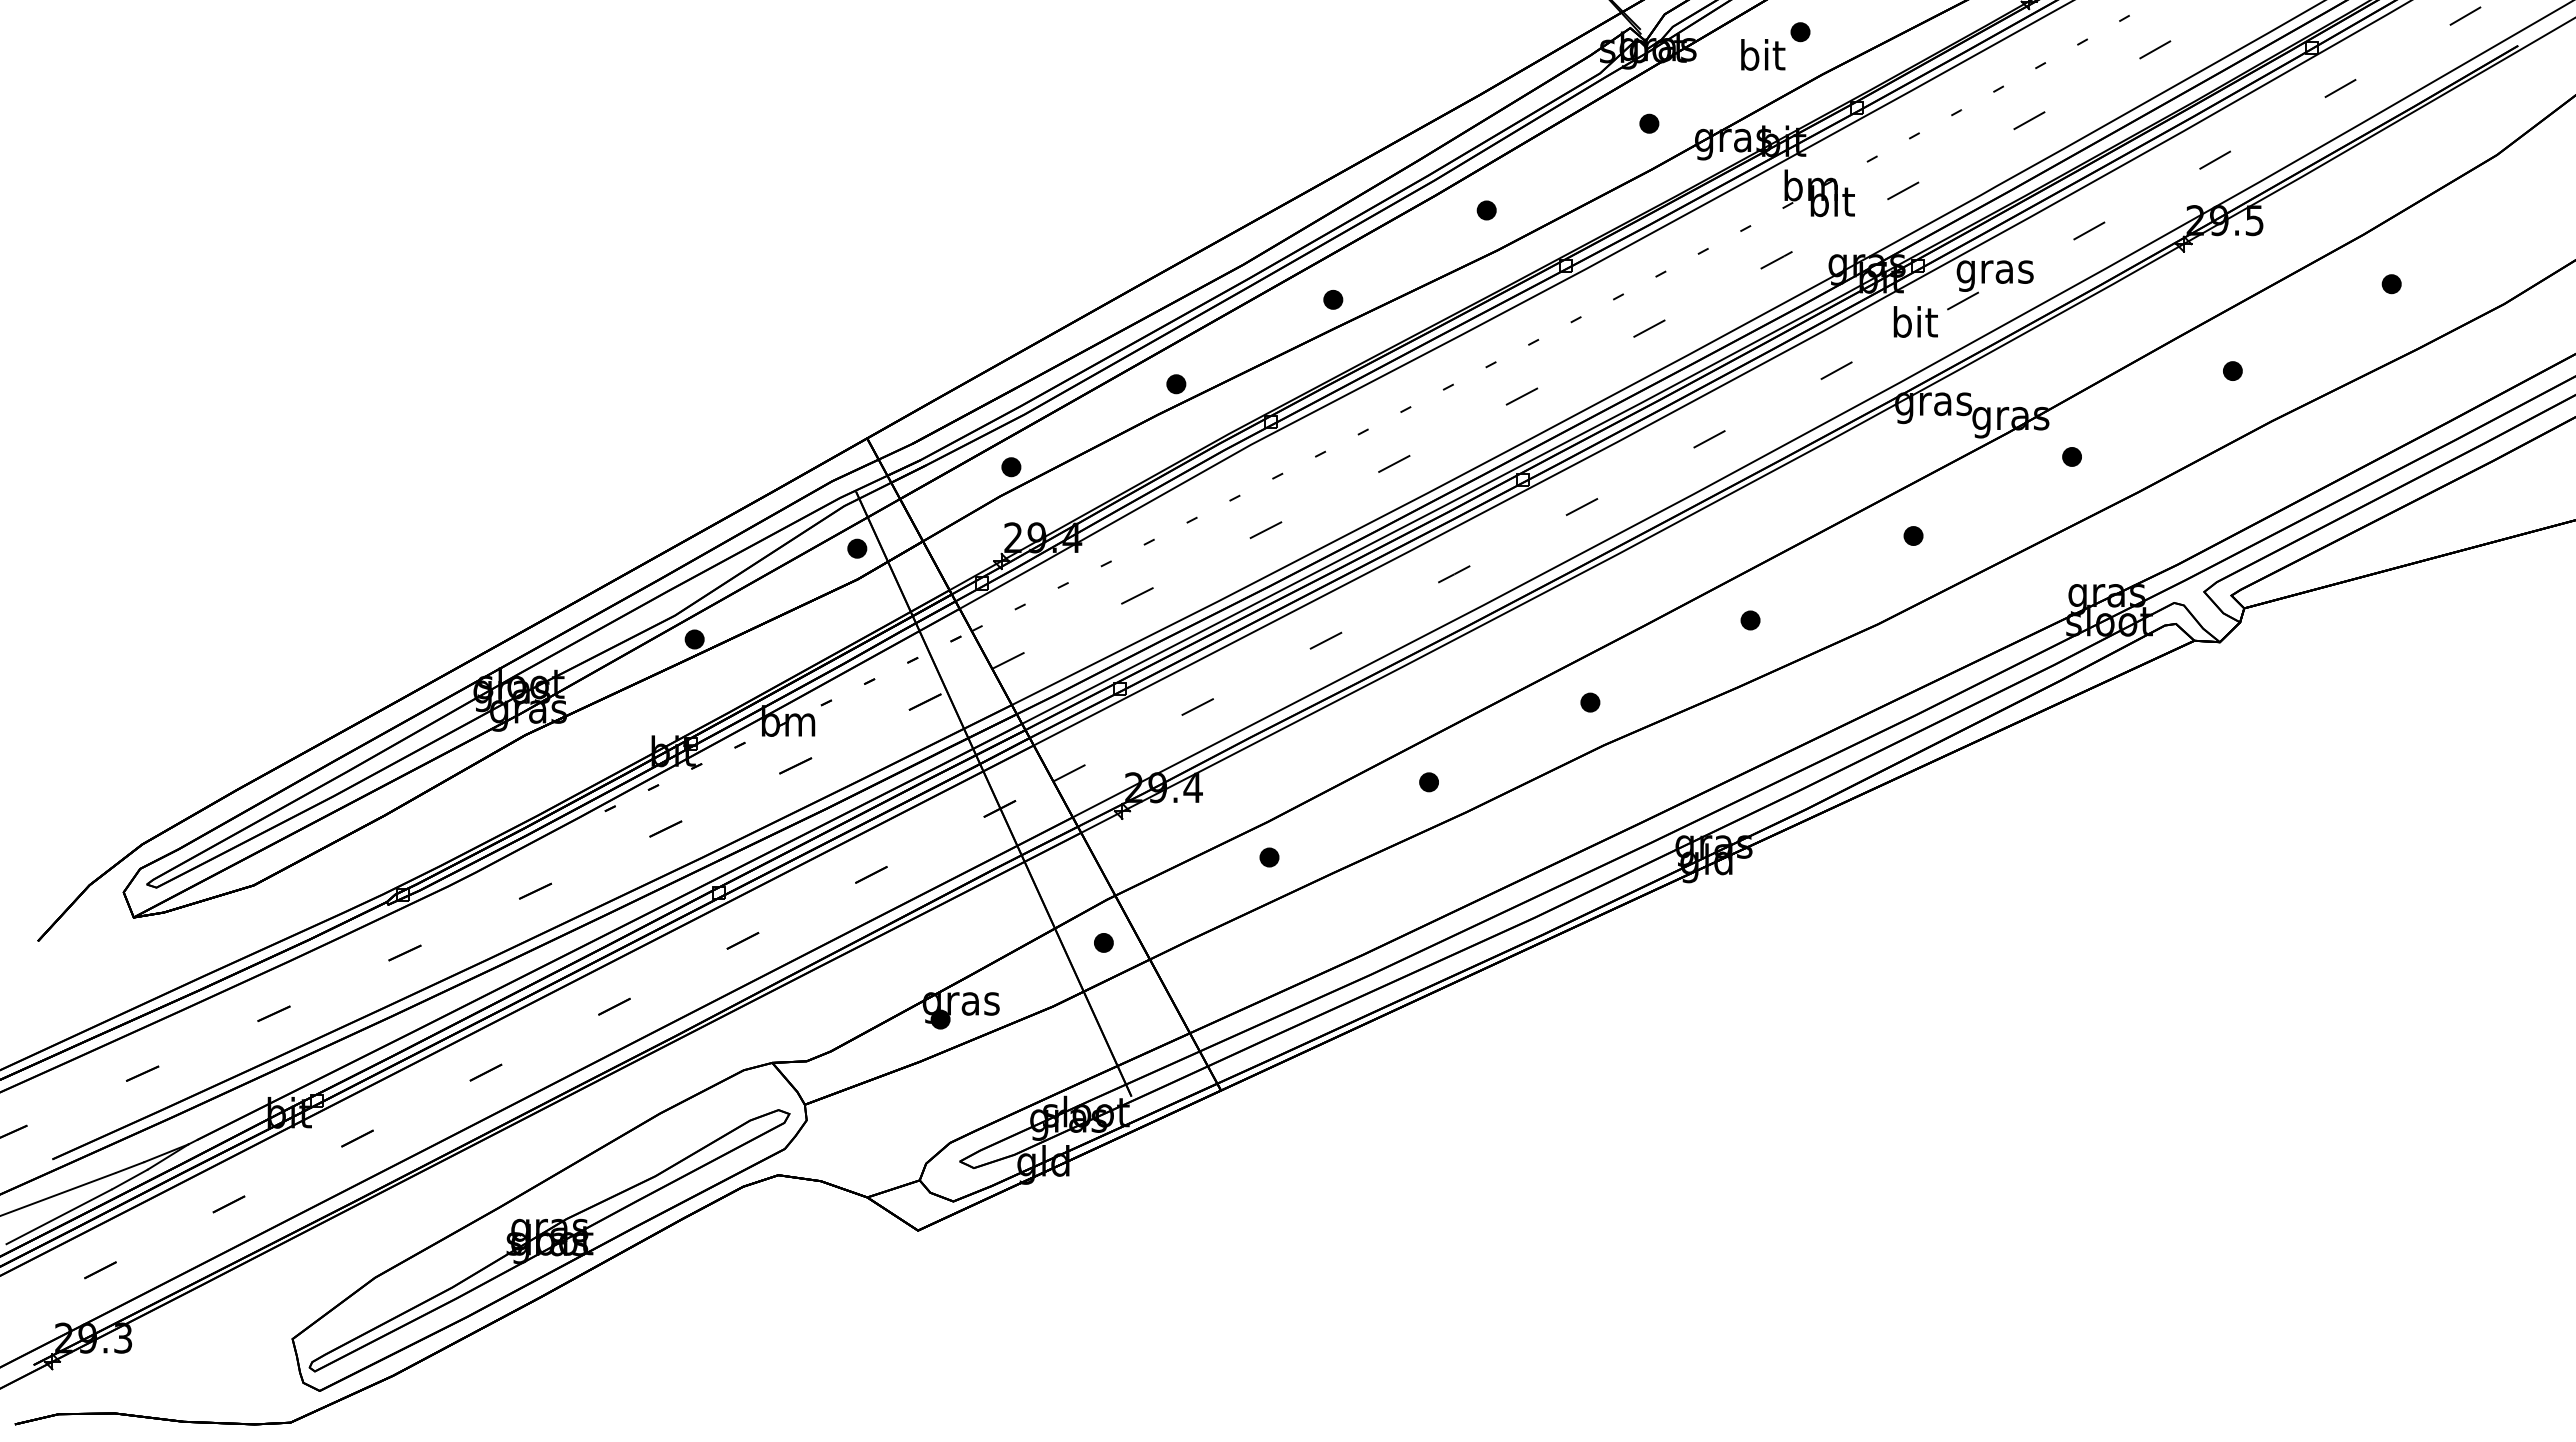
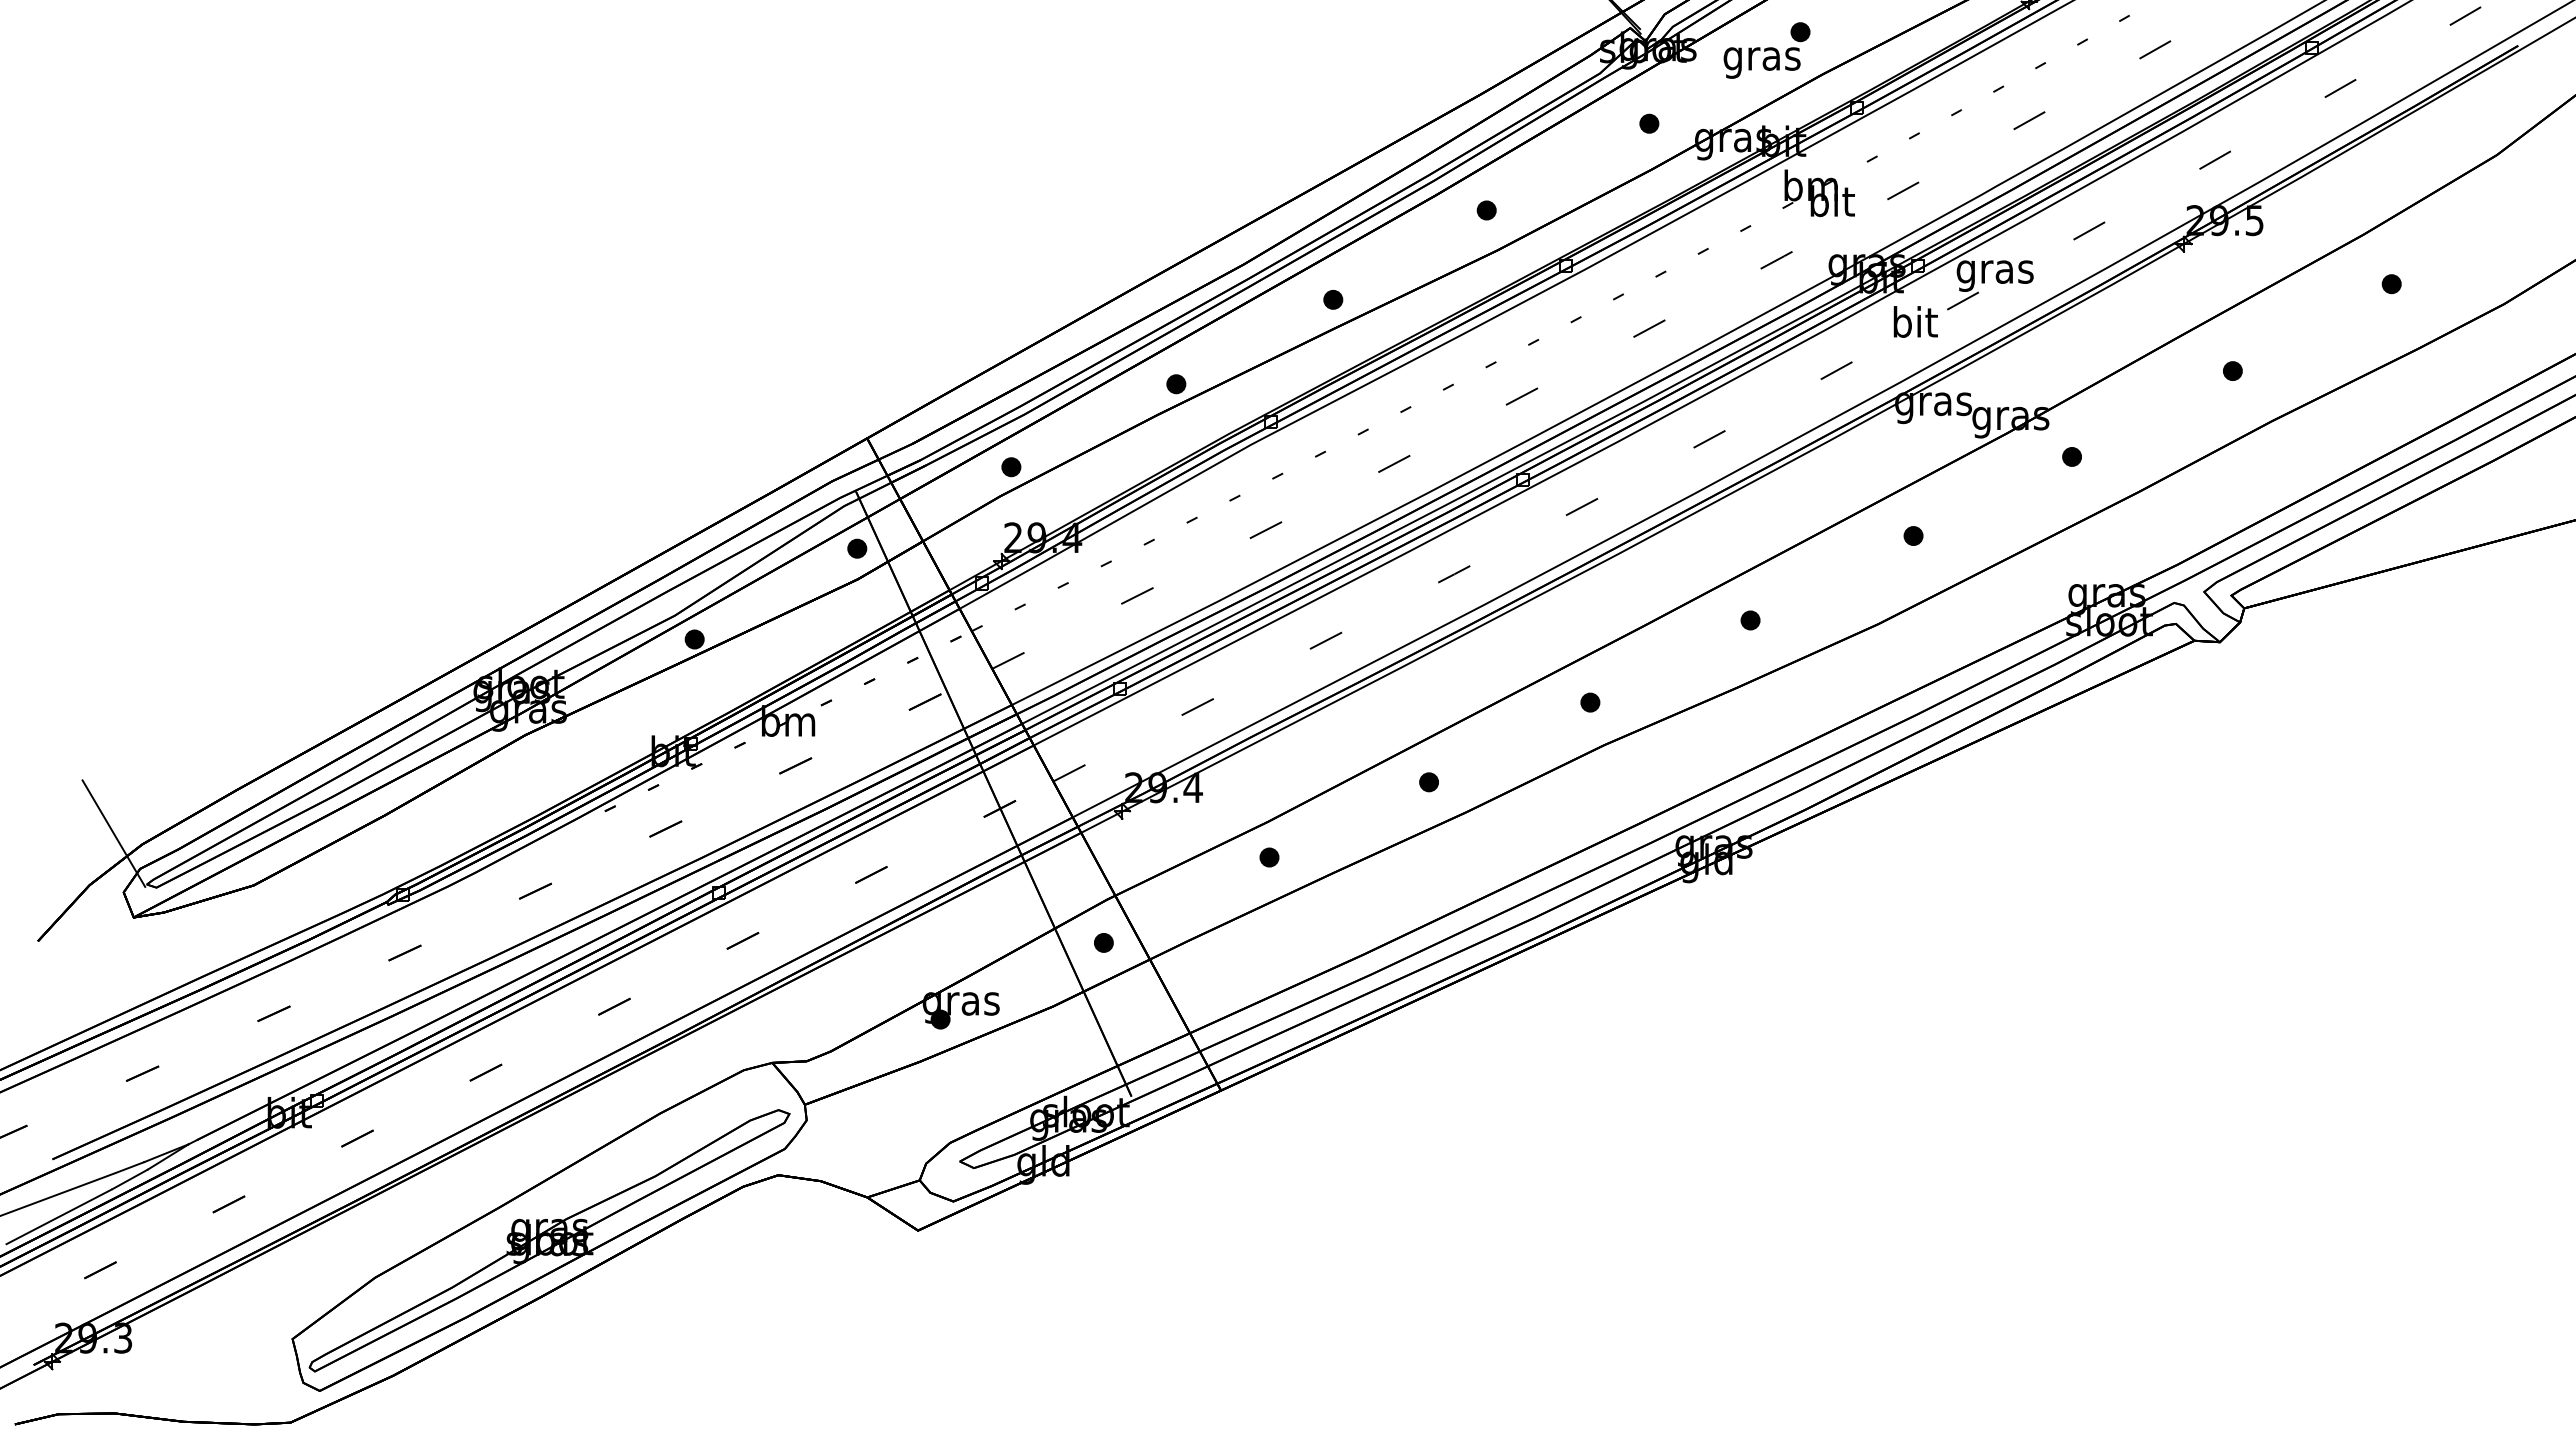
text: bit -> gras (1761, 58)
line: none -> present (113, 833)
